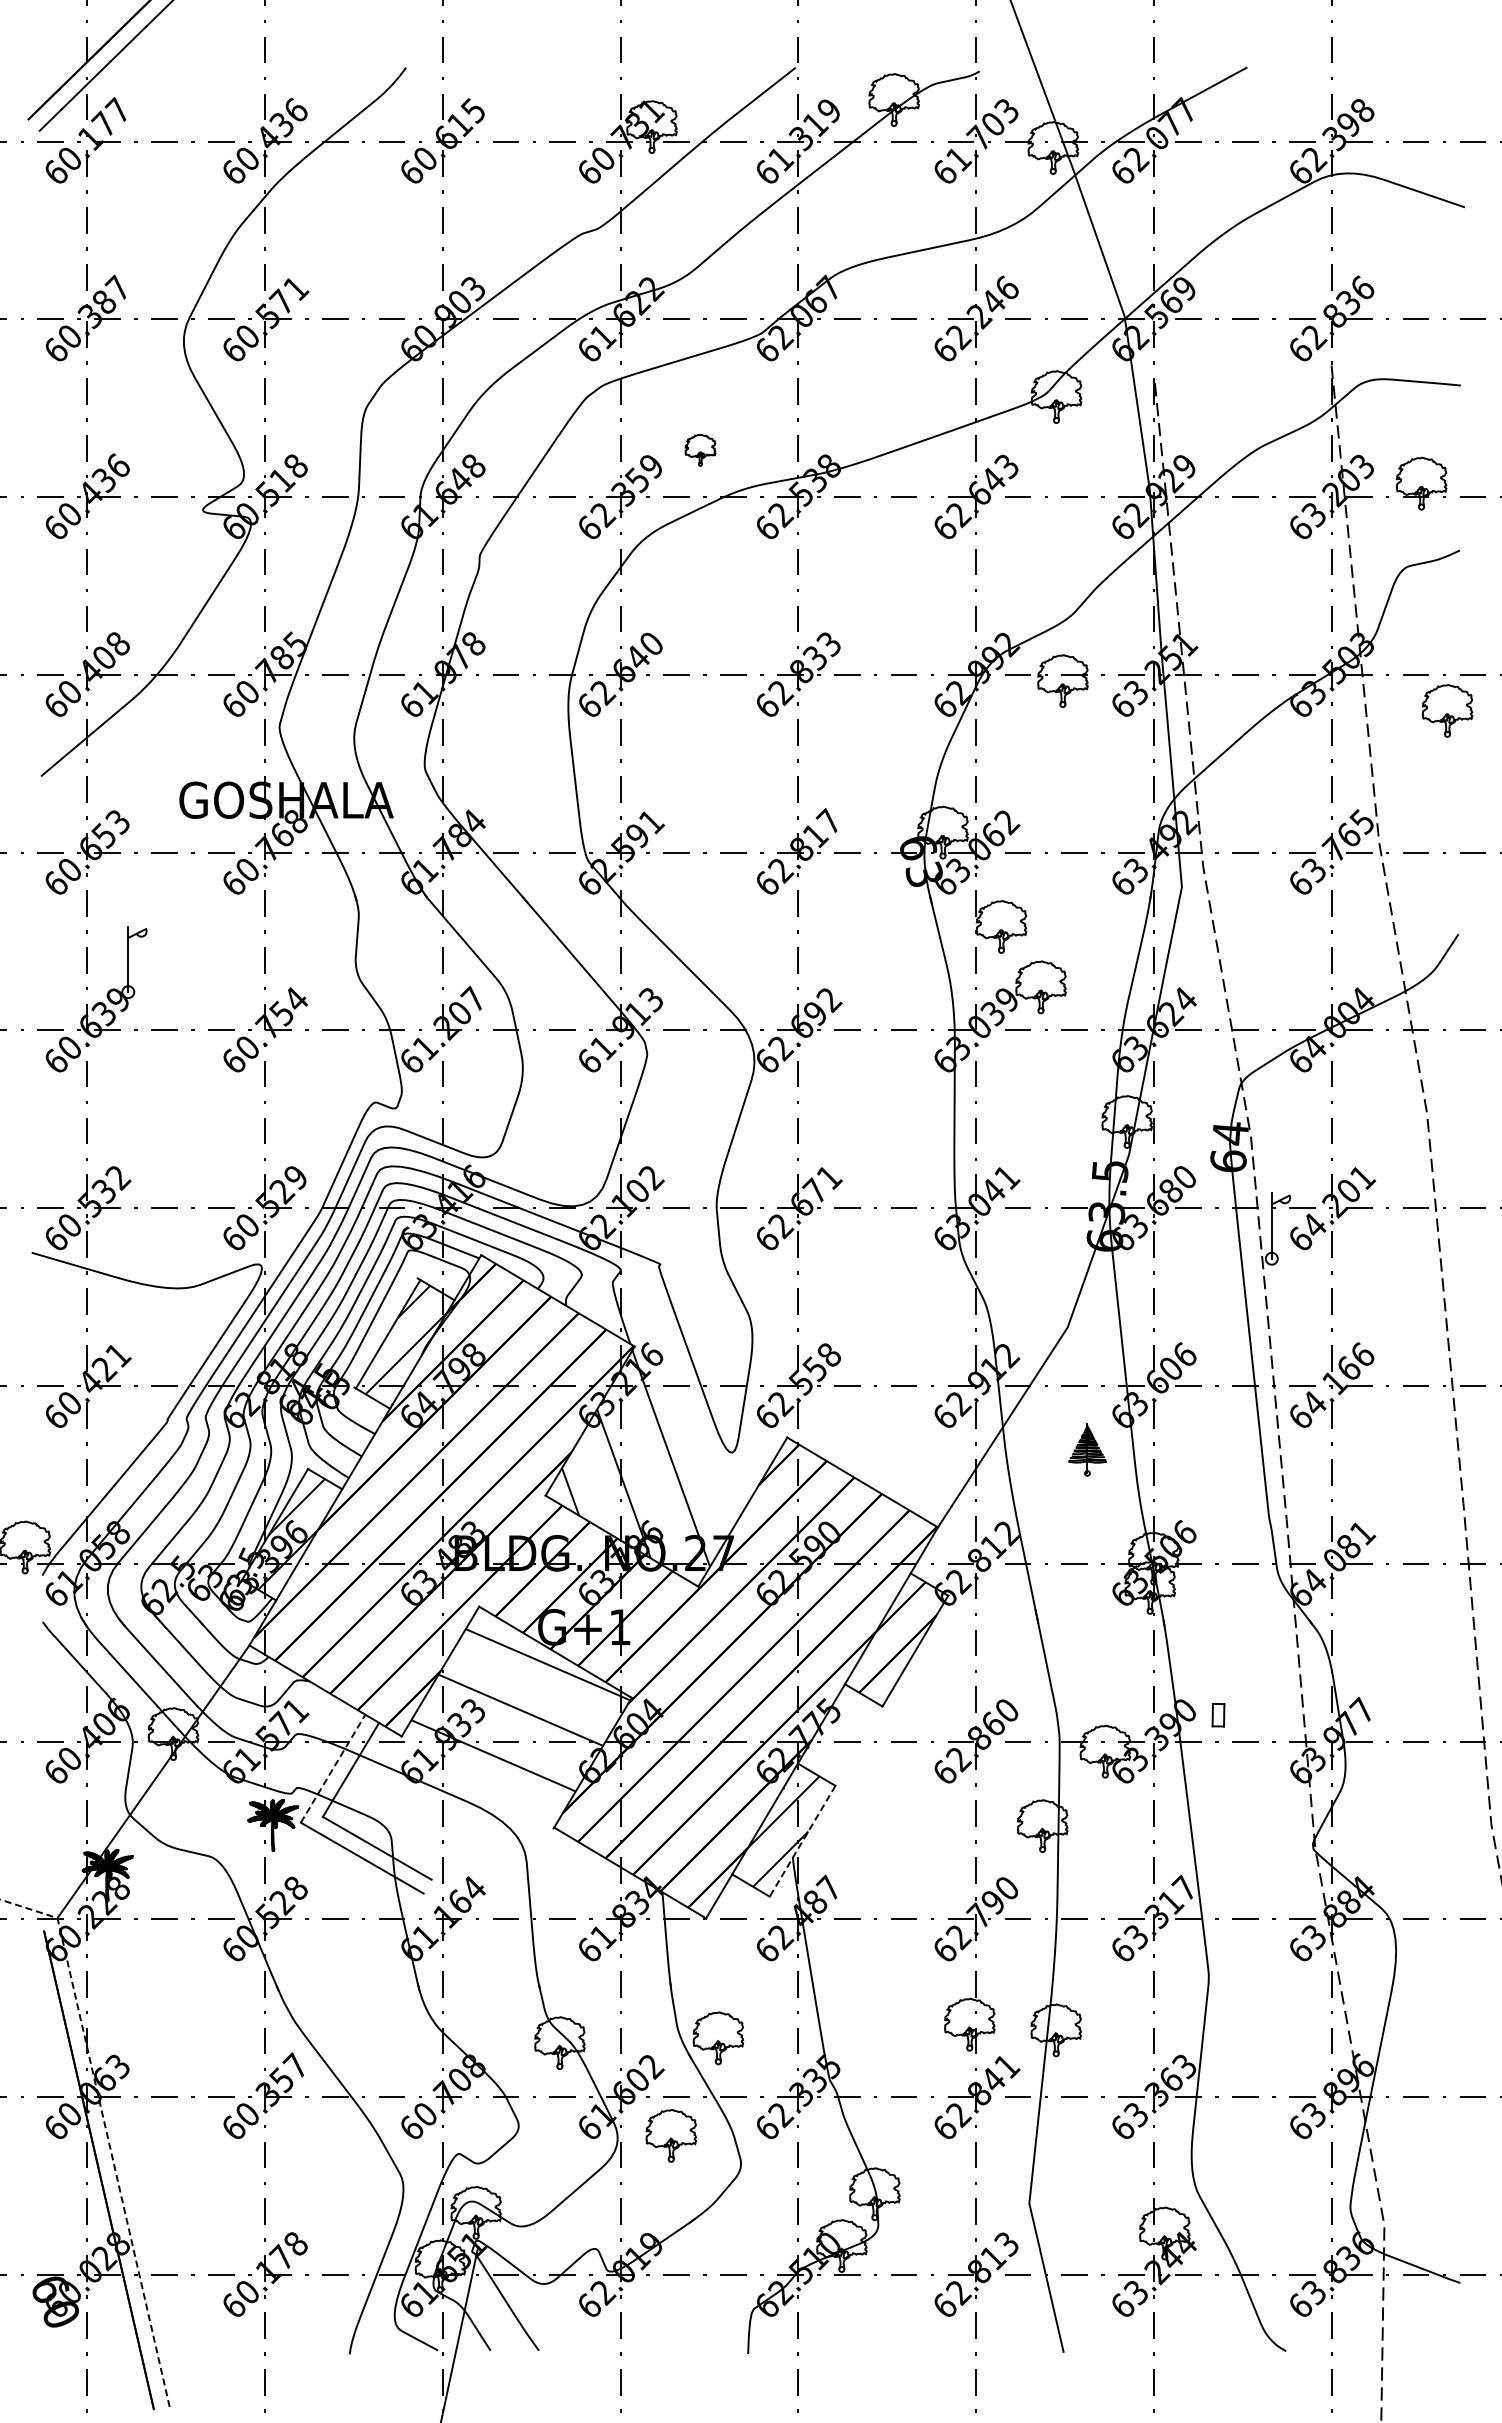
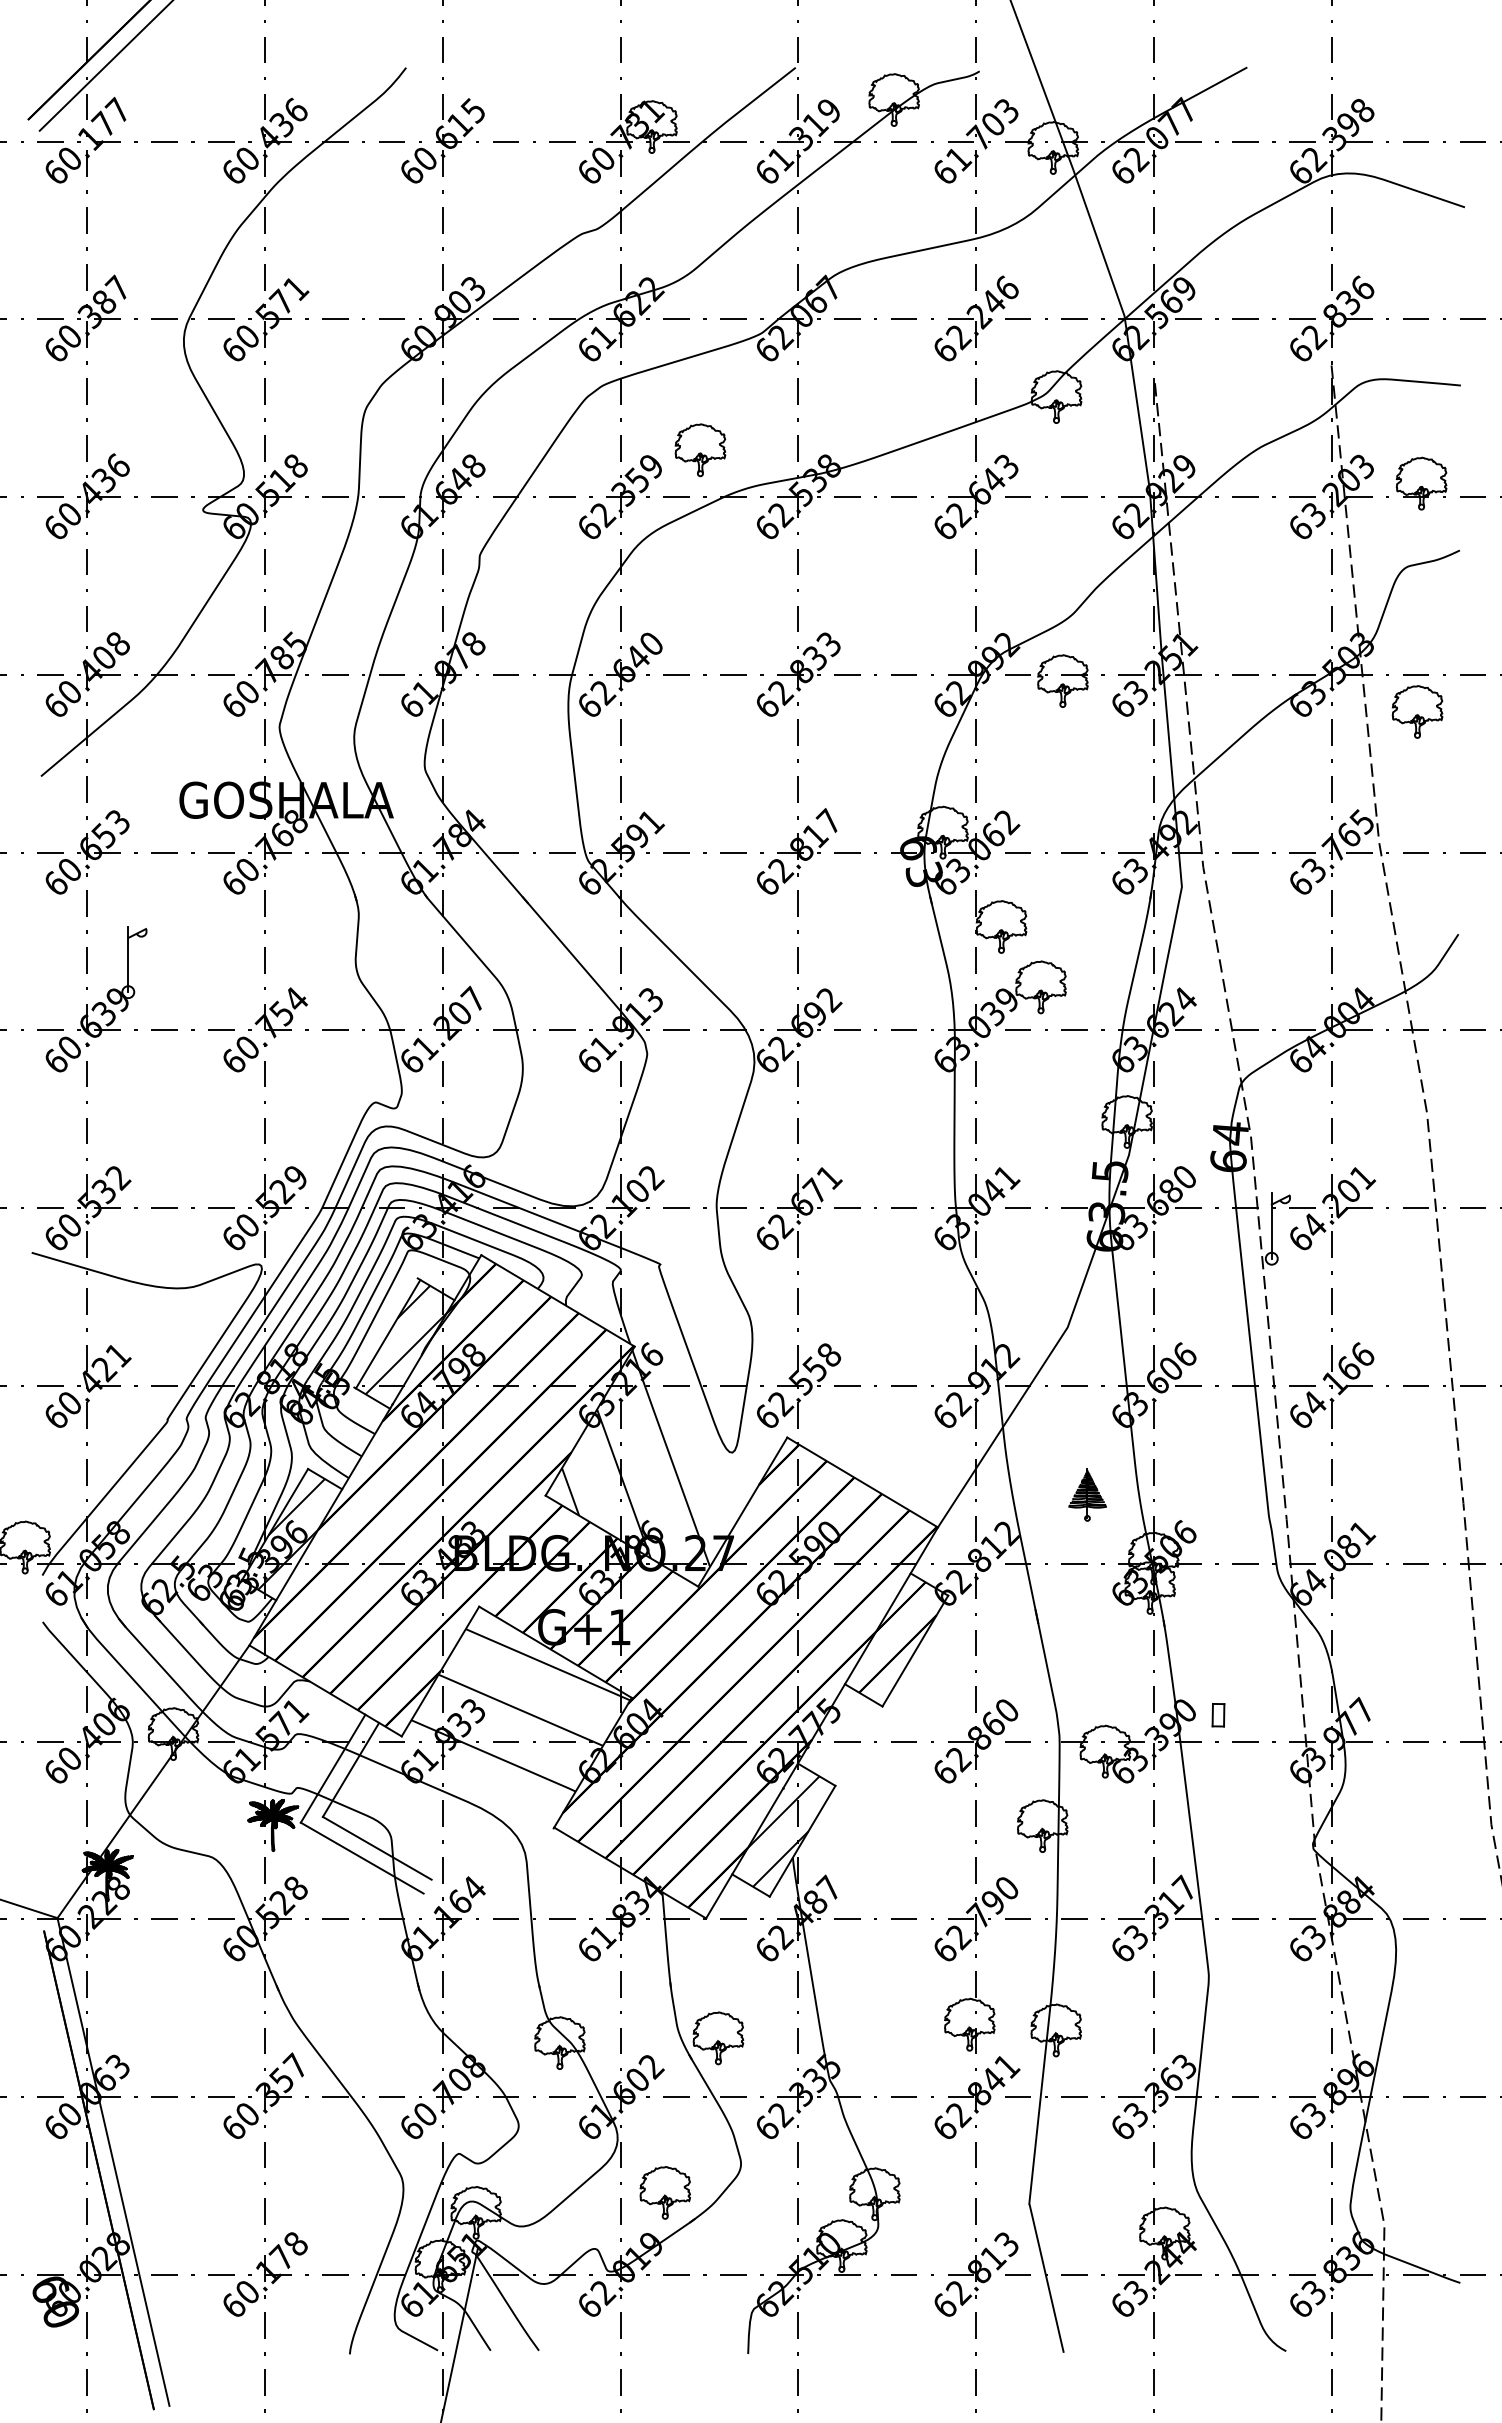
part size: 33x34 px -> 53x55 px (700, 450)
part position: (1447, 710) -> (1417, 711) (1417, 711)
part position: (1087, 1449) -> (1087, 1494) (1087, 1494)
line: dashed -> solid (333, 1768)
line: dashed -> solid (802, 1841)
line: dashed -> solid (106, 2132)
part position: (670, 2135) -> (664, 2192) (664, 2192)
